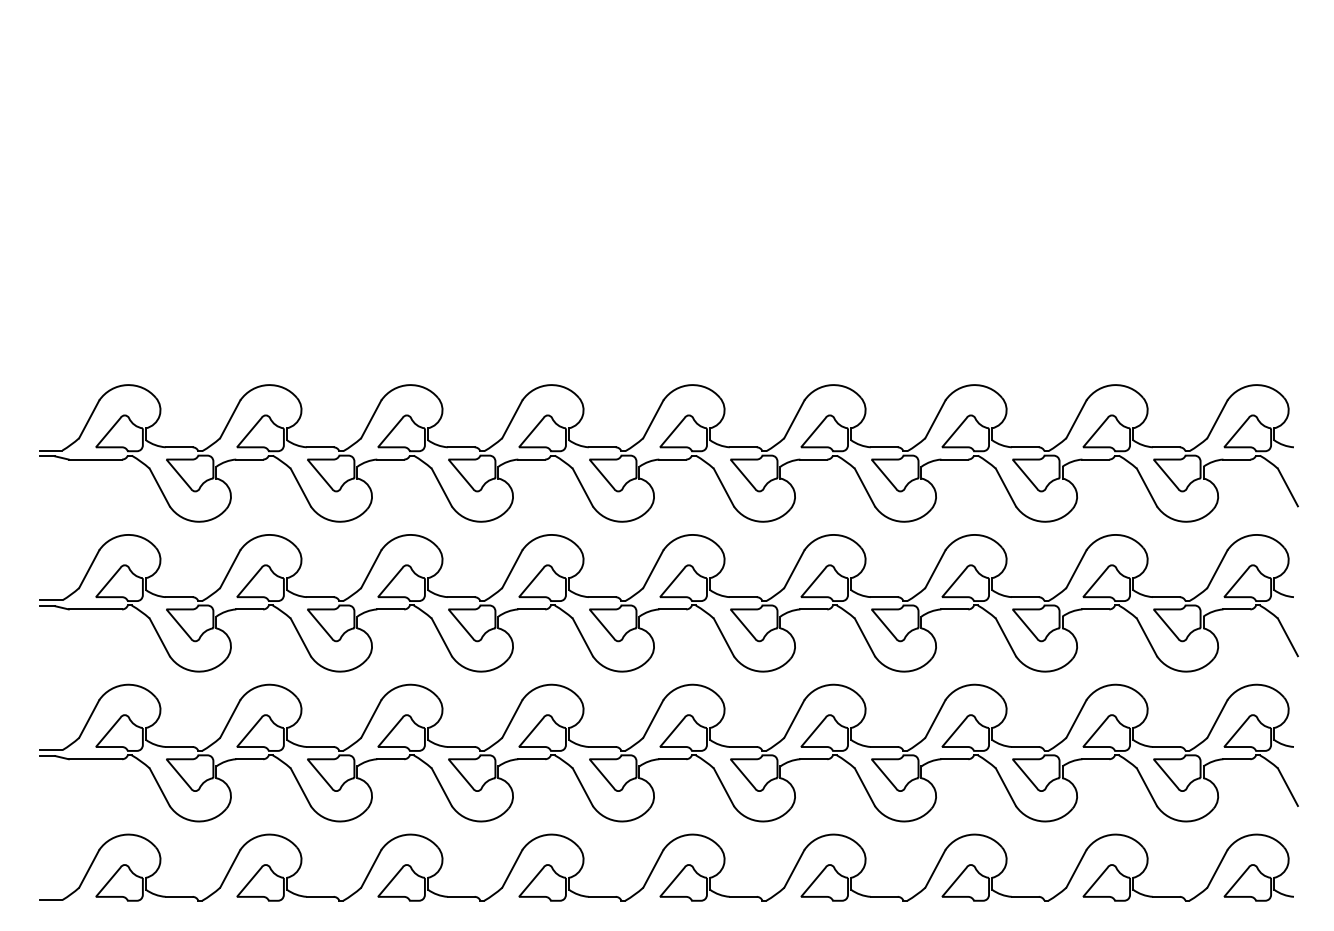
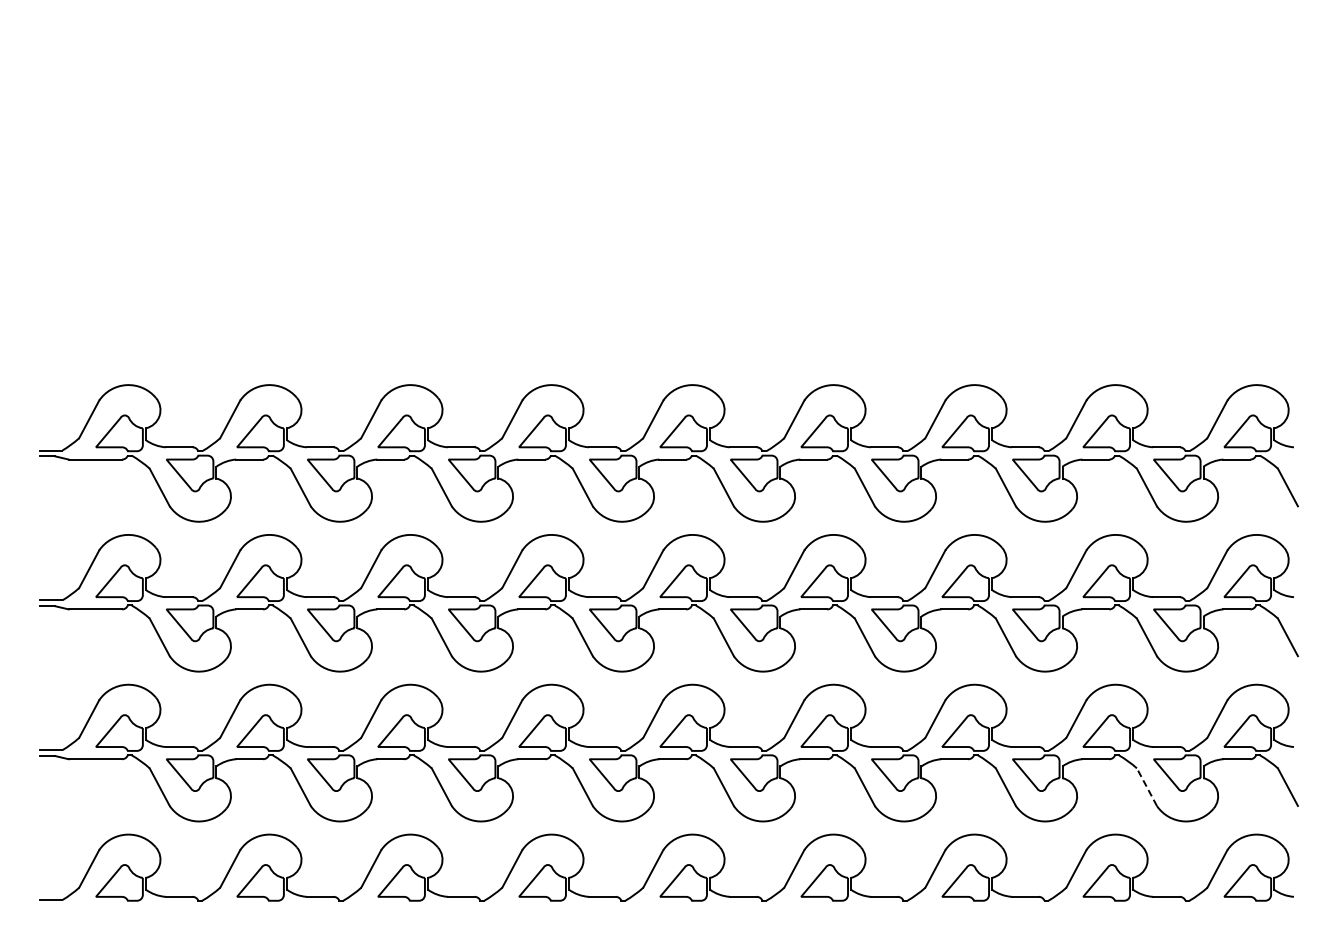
line: solid -> dashed (1146, 786)
